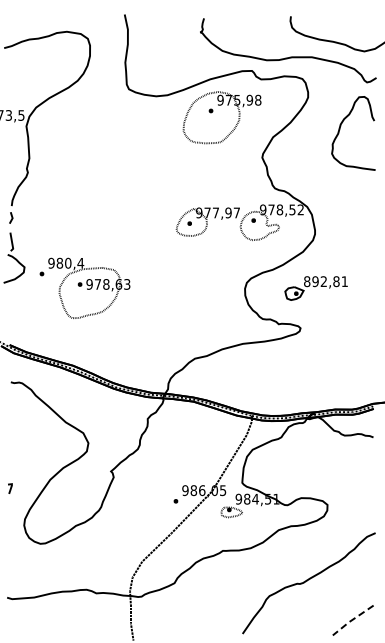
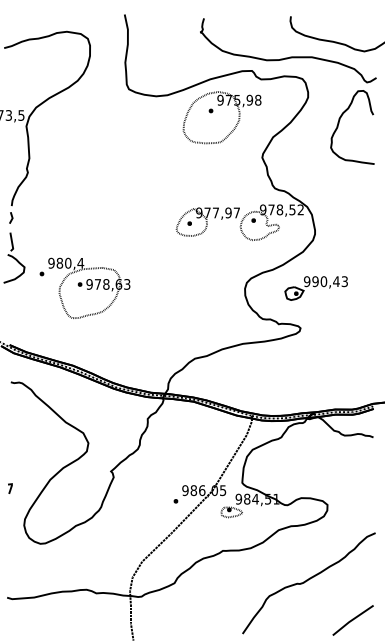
curve position: (340, 129) -> (339, 123) (339, 123)
text: 892,81 -> 990,43 (325, 281)
line: dashed -> solid (352, 619)
